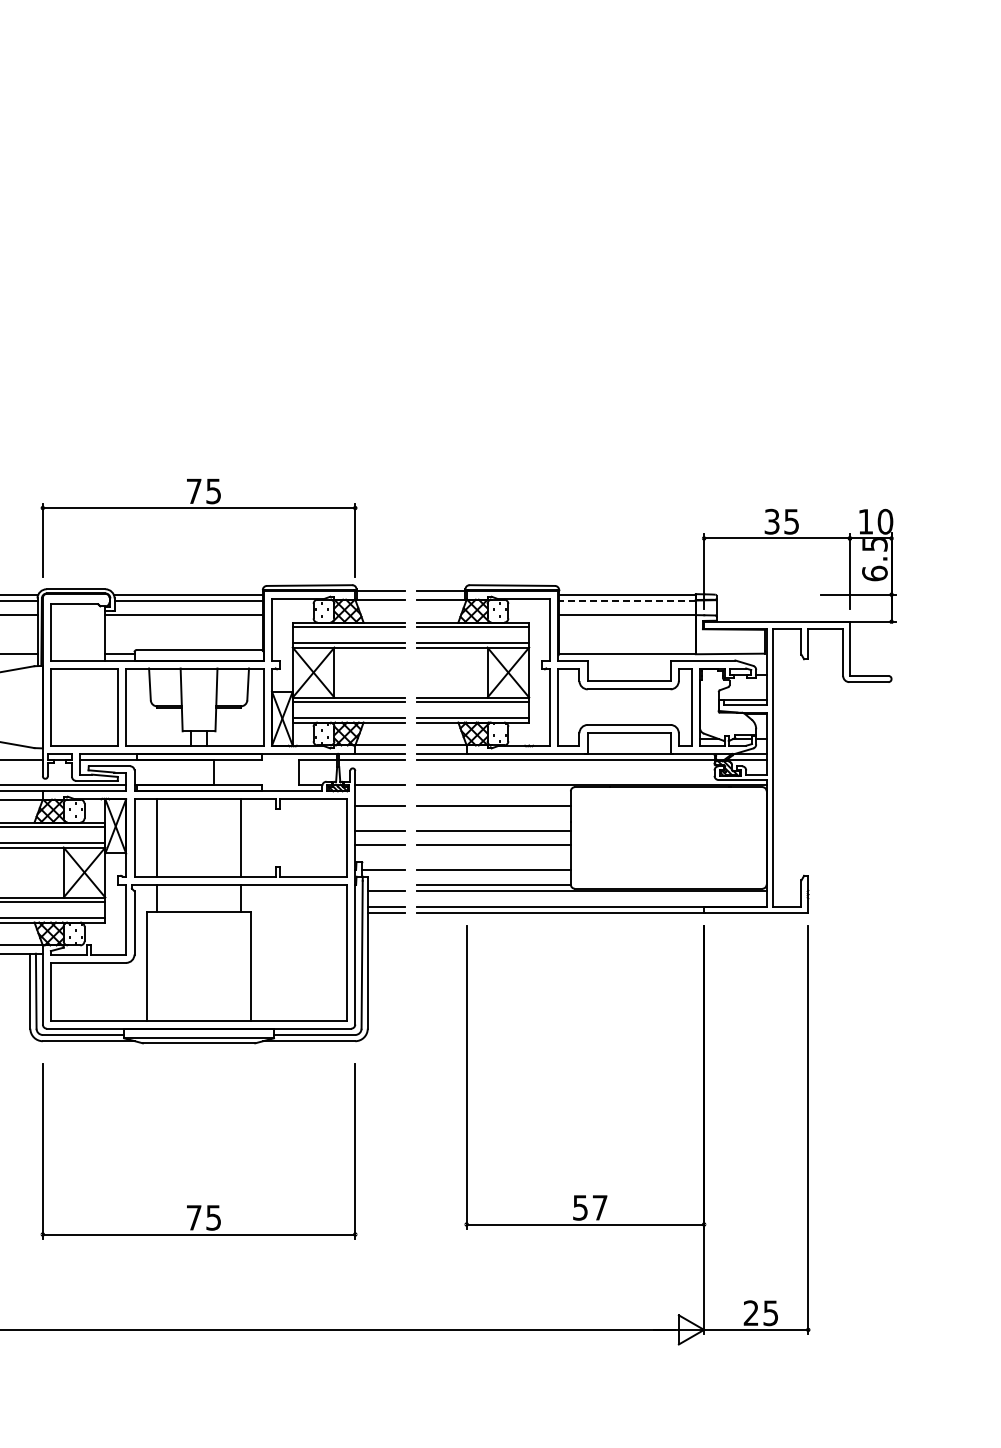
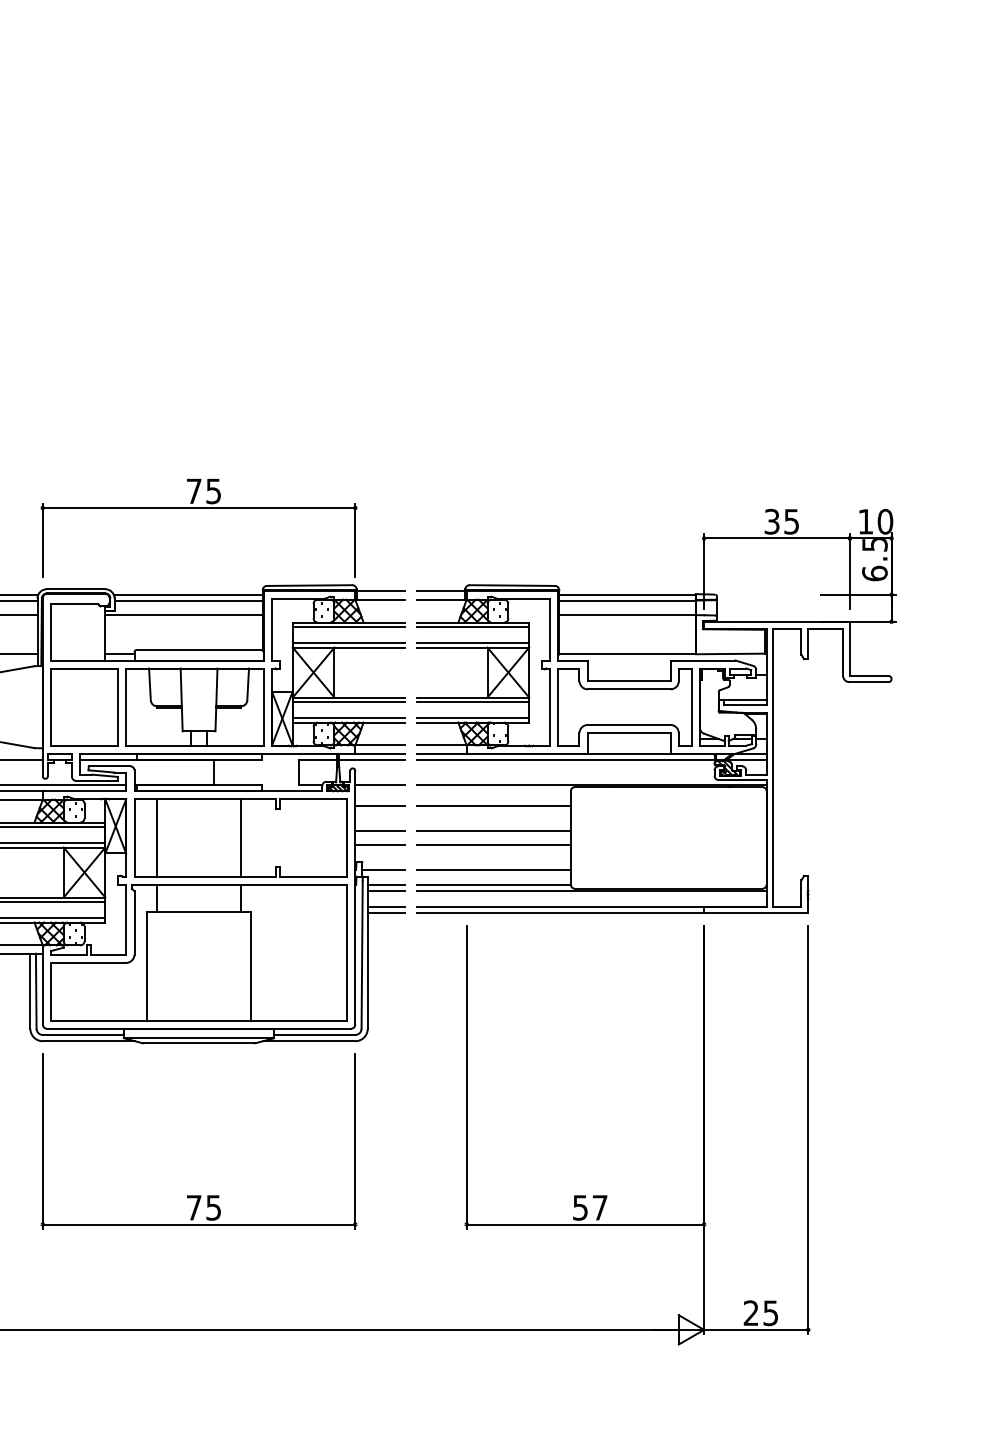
line: dashed -> solid (626, 600)
line: none -> present (385, 884)
part position: (198, 1205) -> (198, 1195) (198, 1195)
